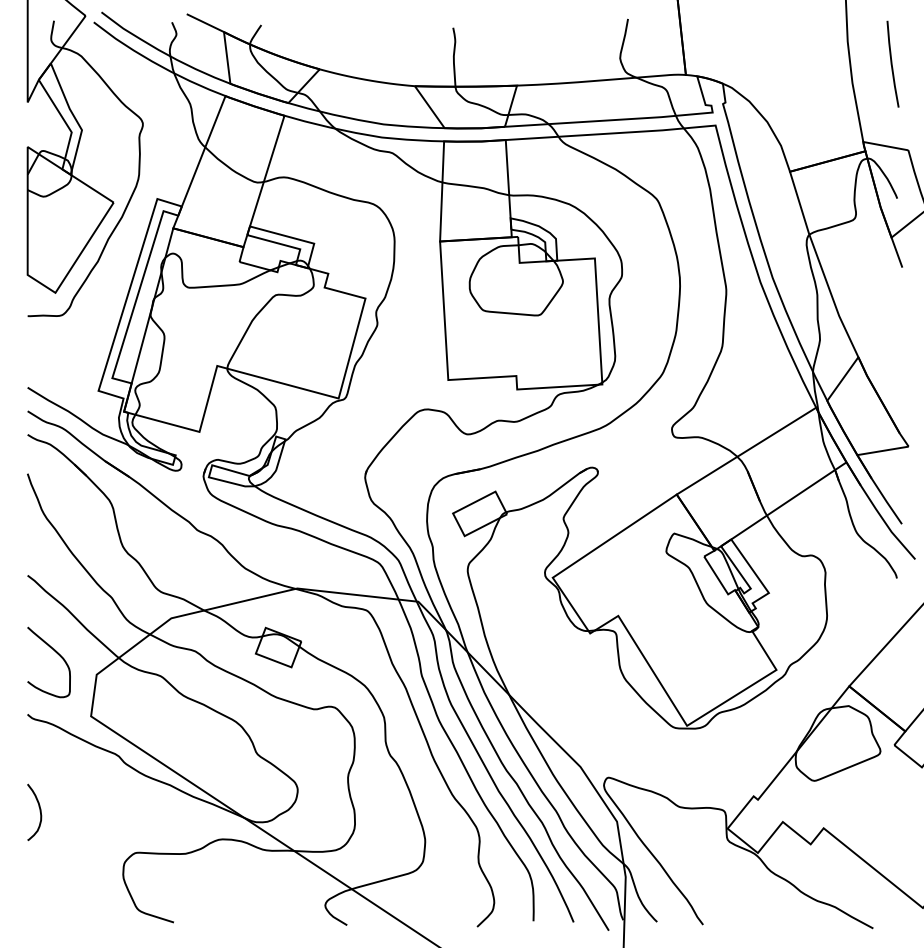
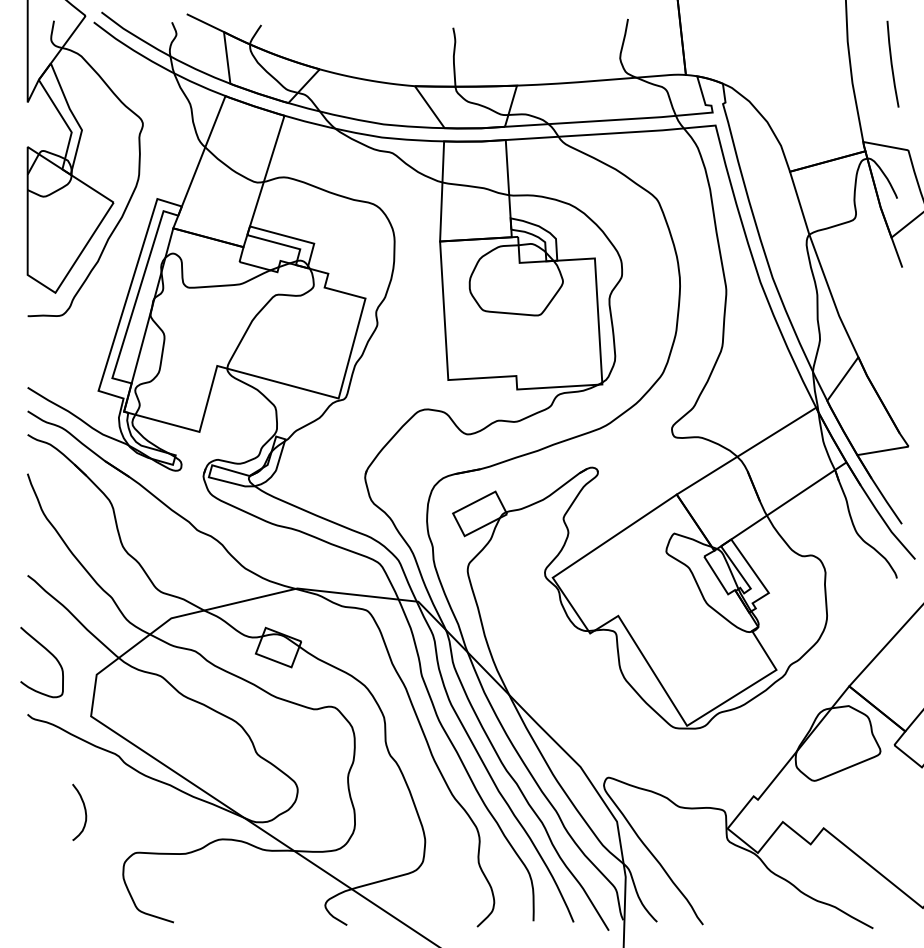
curve position: (56, 653) -> (49, 653) (49, 653)
curve position: (39, 811) -> (84, 811) (84, 811)
